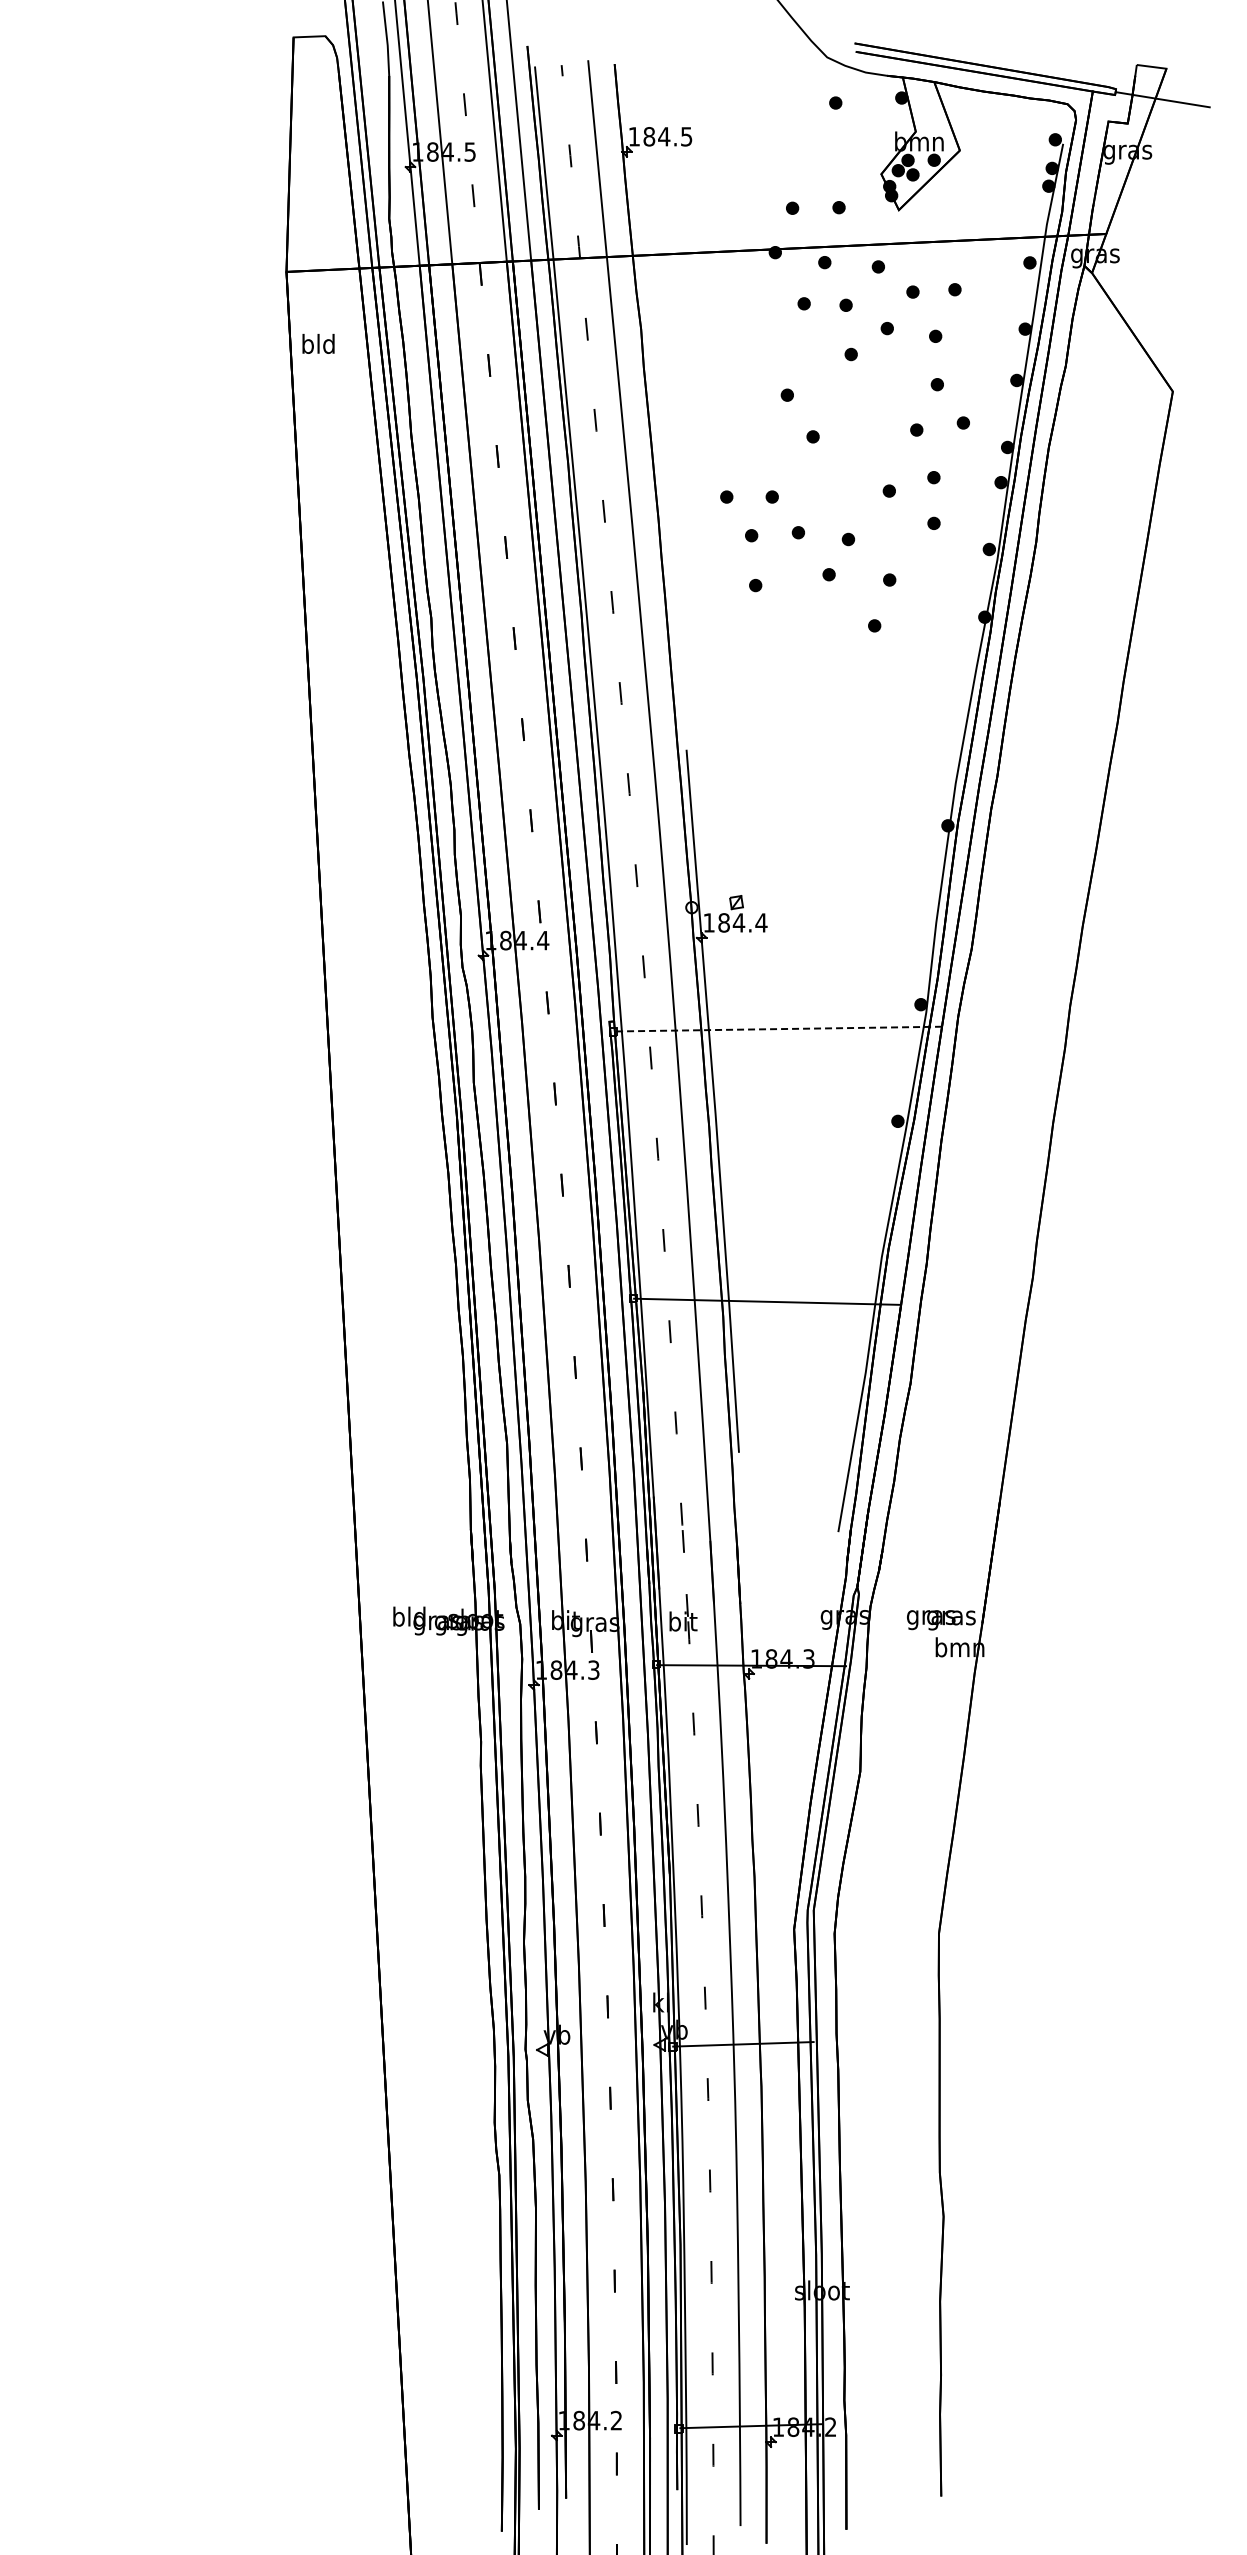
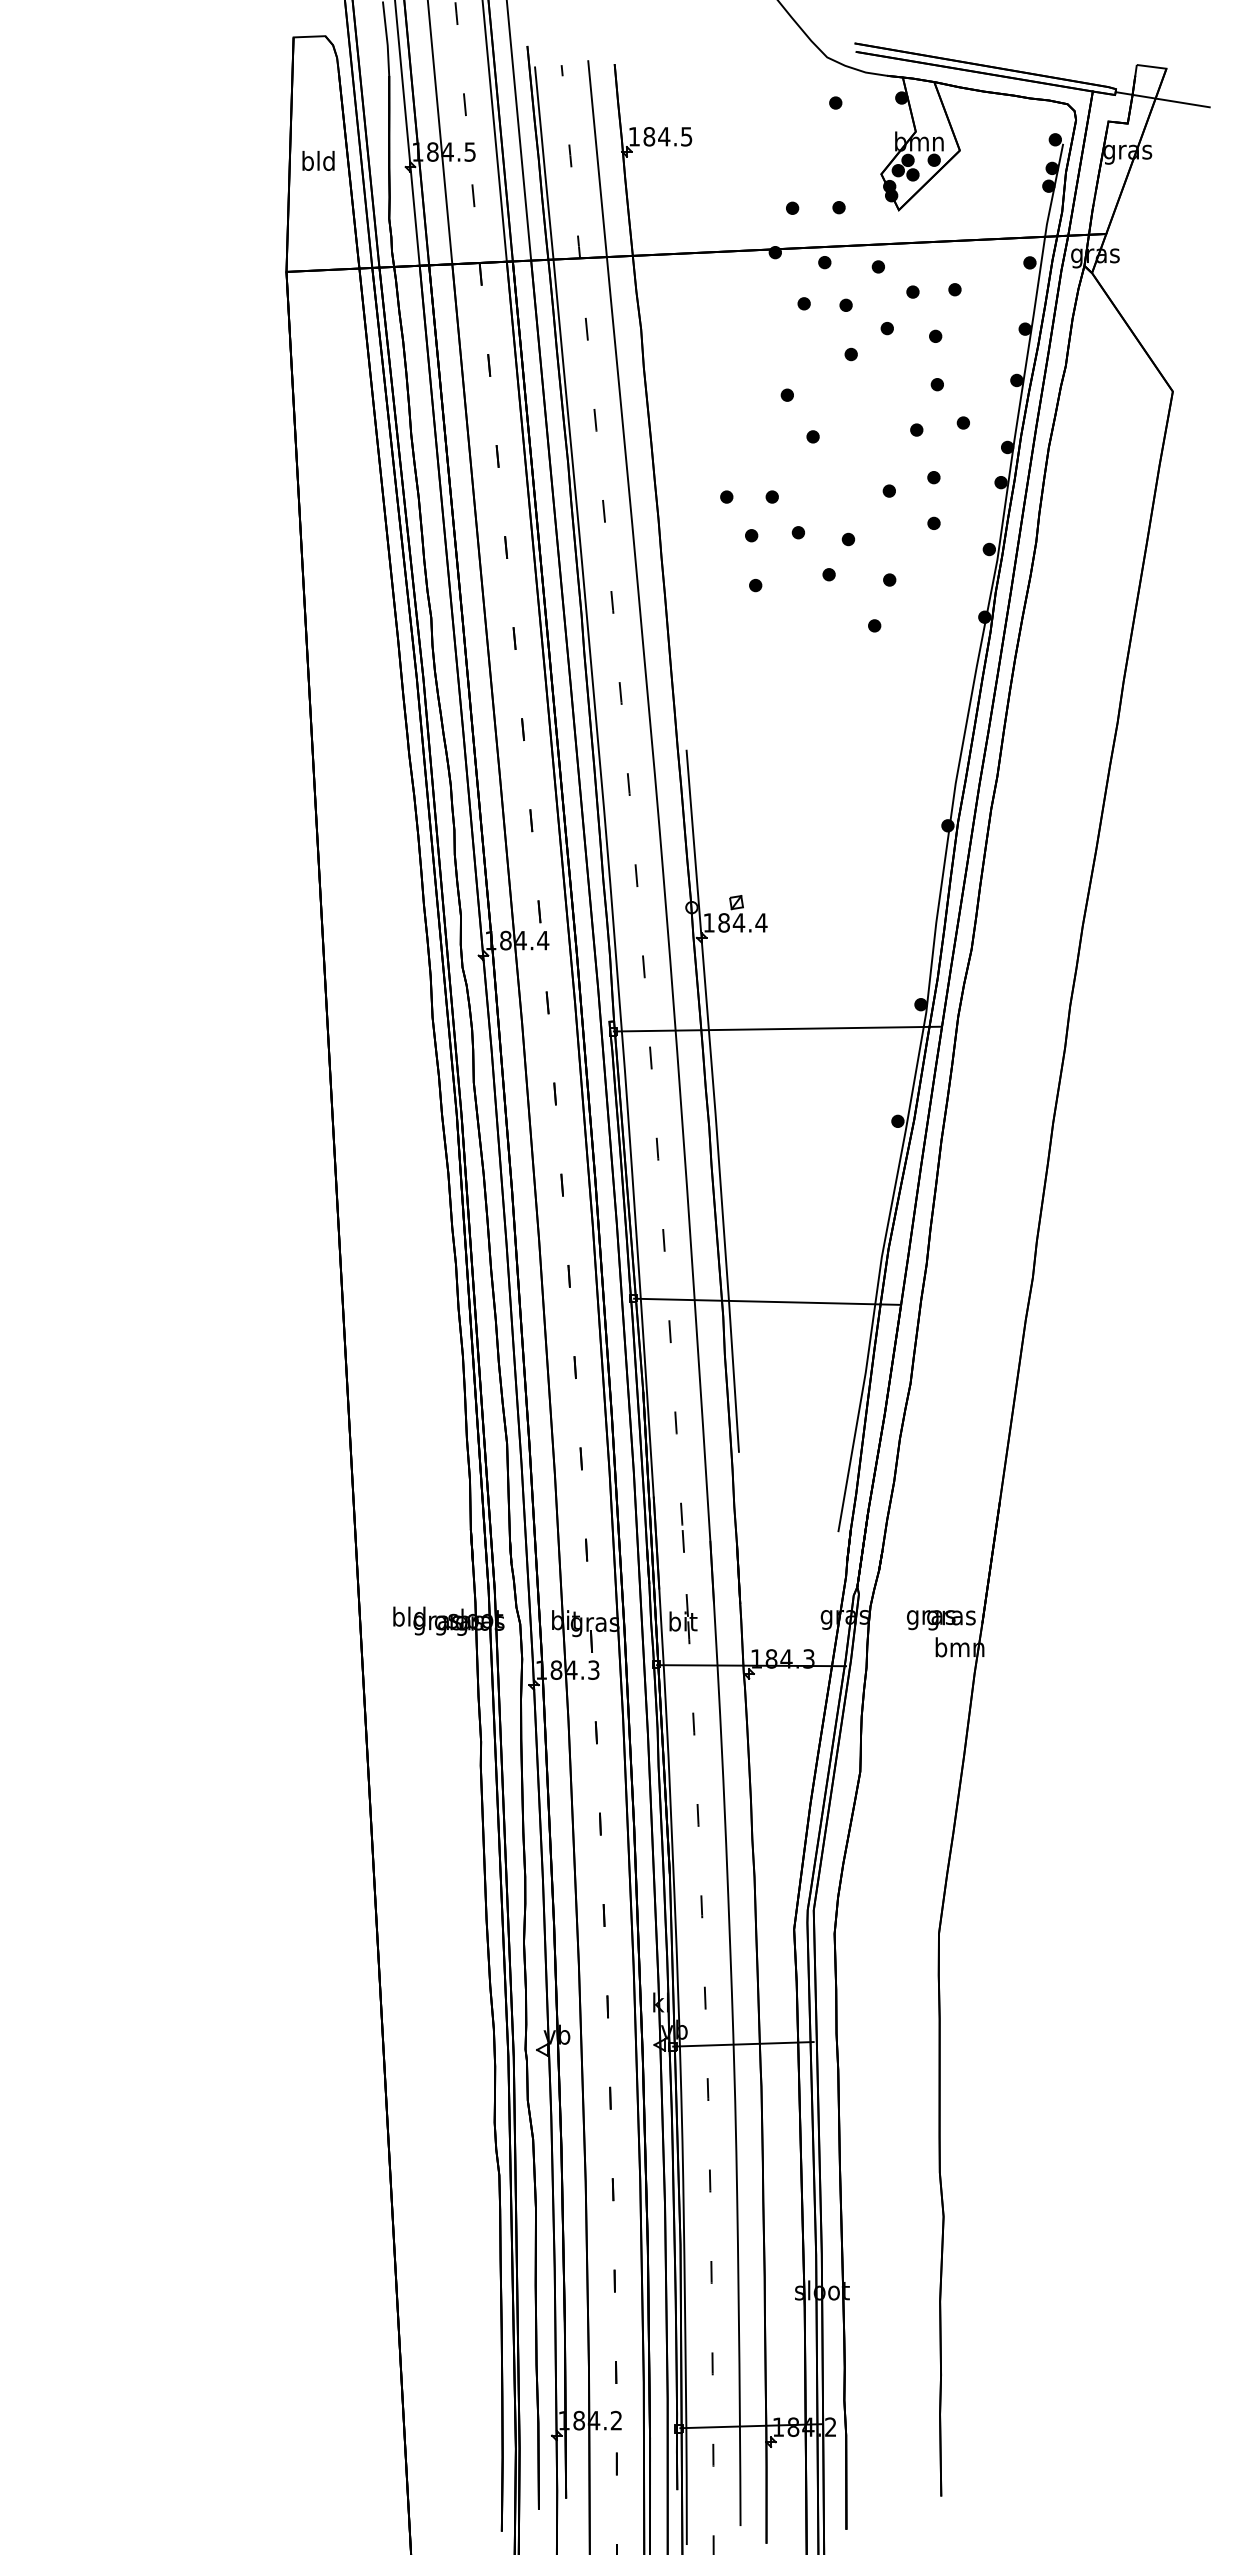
text position: (318, 343) -> (318, 160) (318, 160)
line: dashed -> solid (777, 1029)
